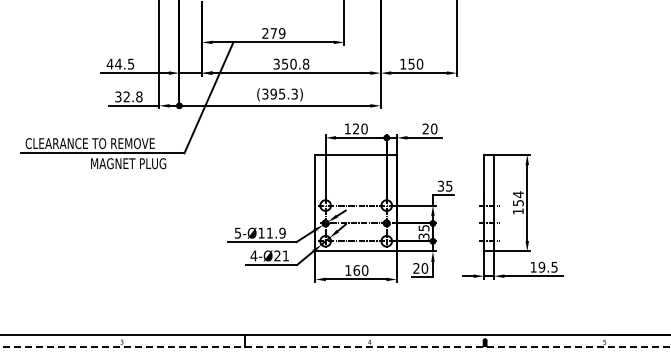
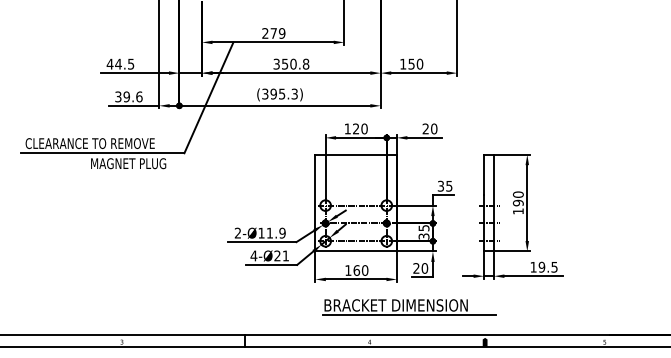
text: 32.8 -> 39.6 (132, 96)
text: 154 -> 190 (517, 198)
text: 5-Ø11.9 -> 2-Ø11.9 (237, 232)
part: none -> present (409, 307)
line: dashed -> solid (335, 347)
